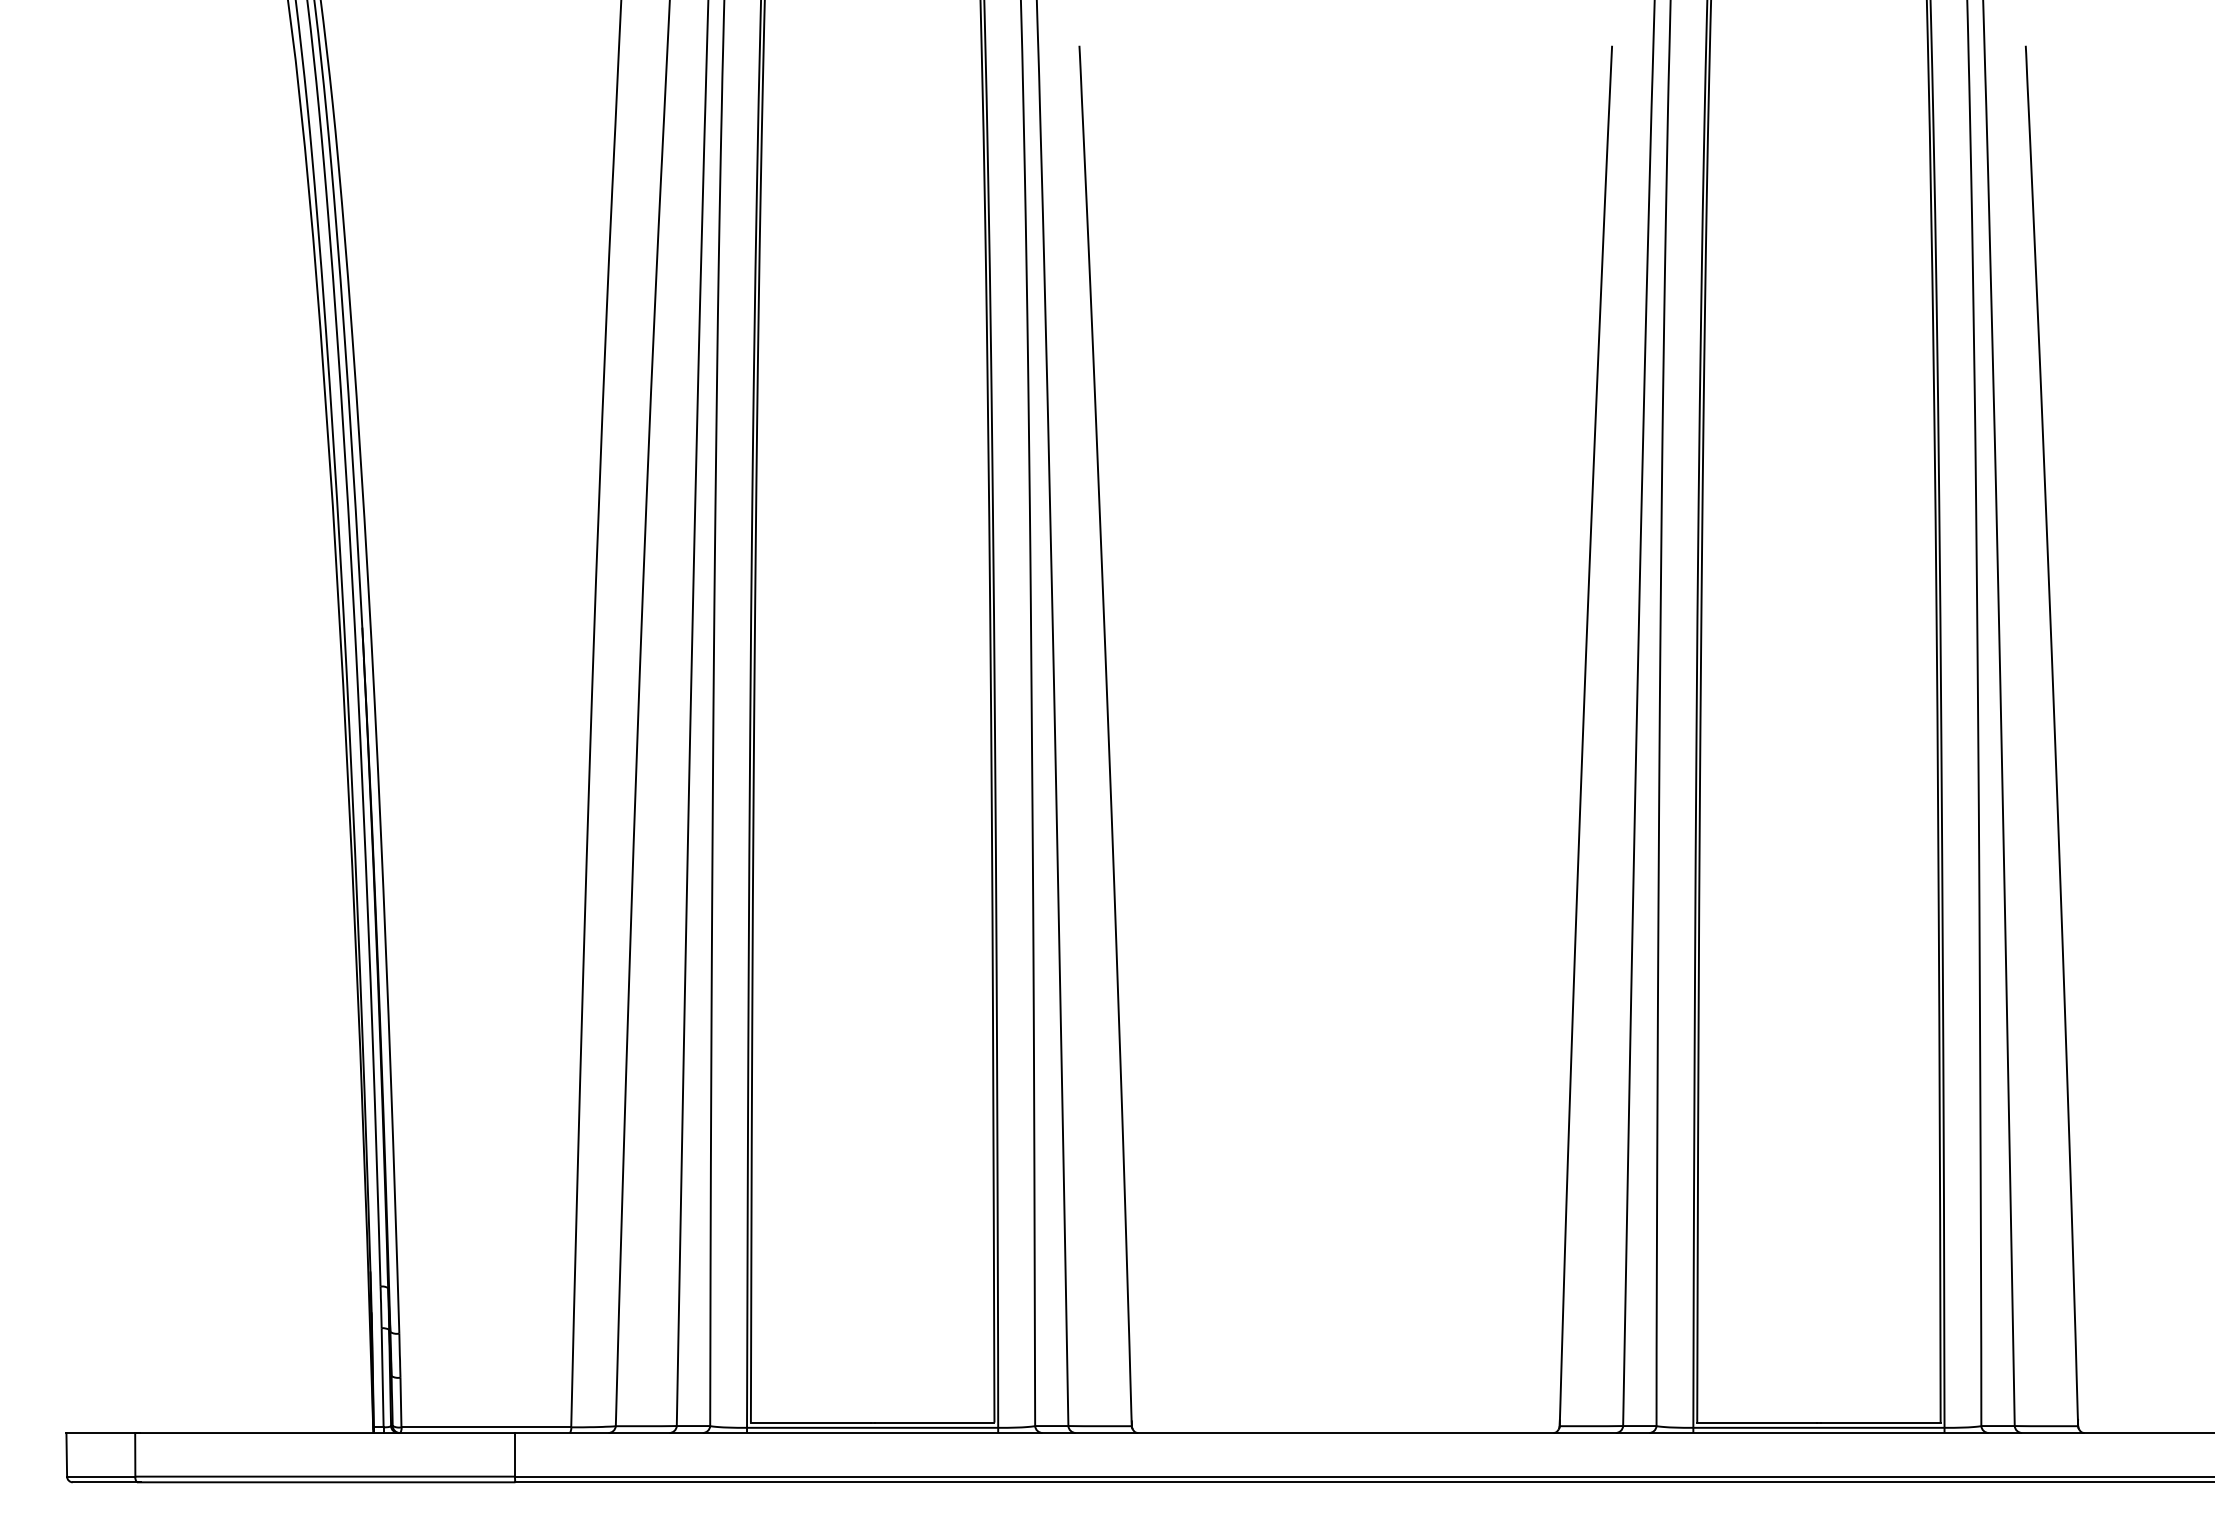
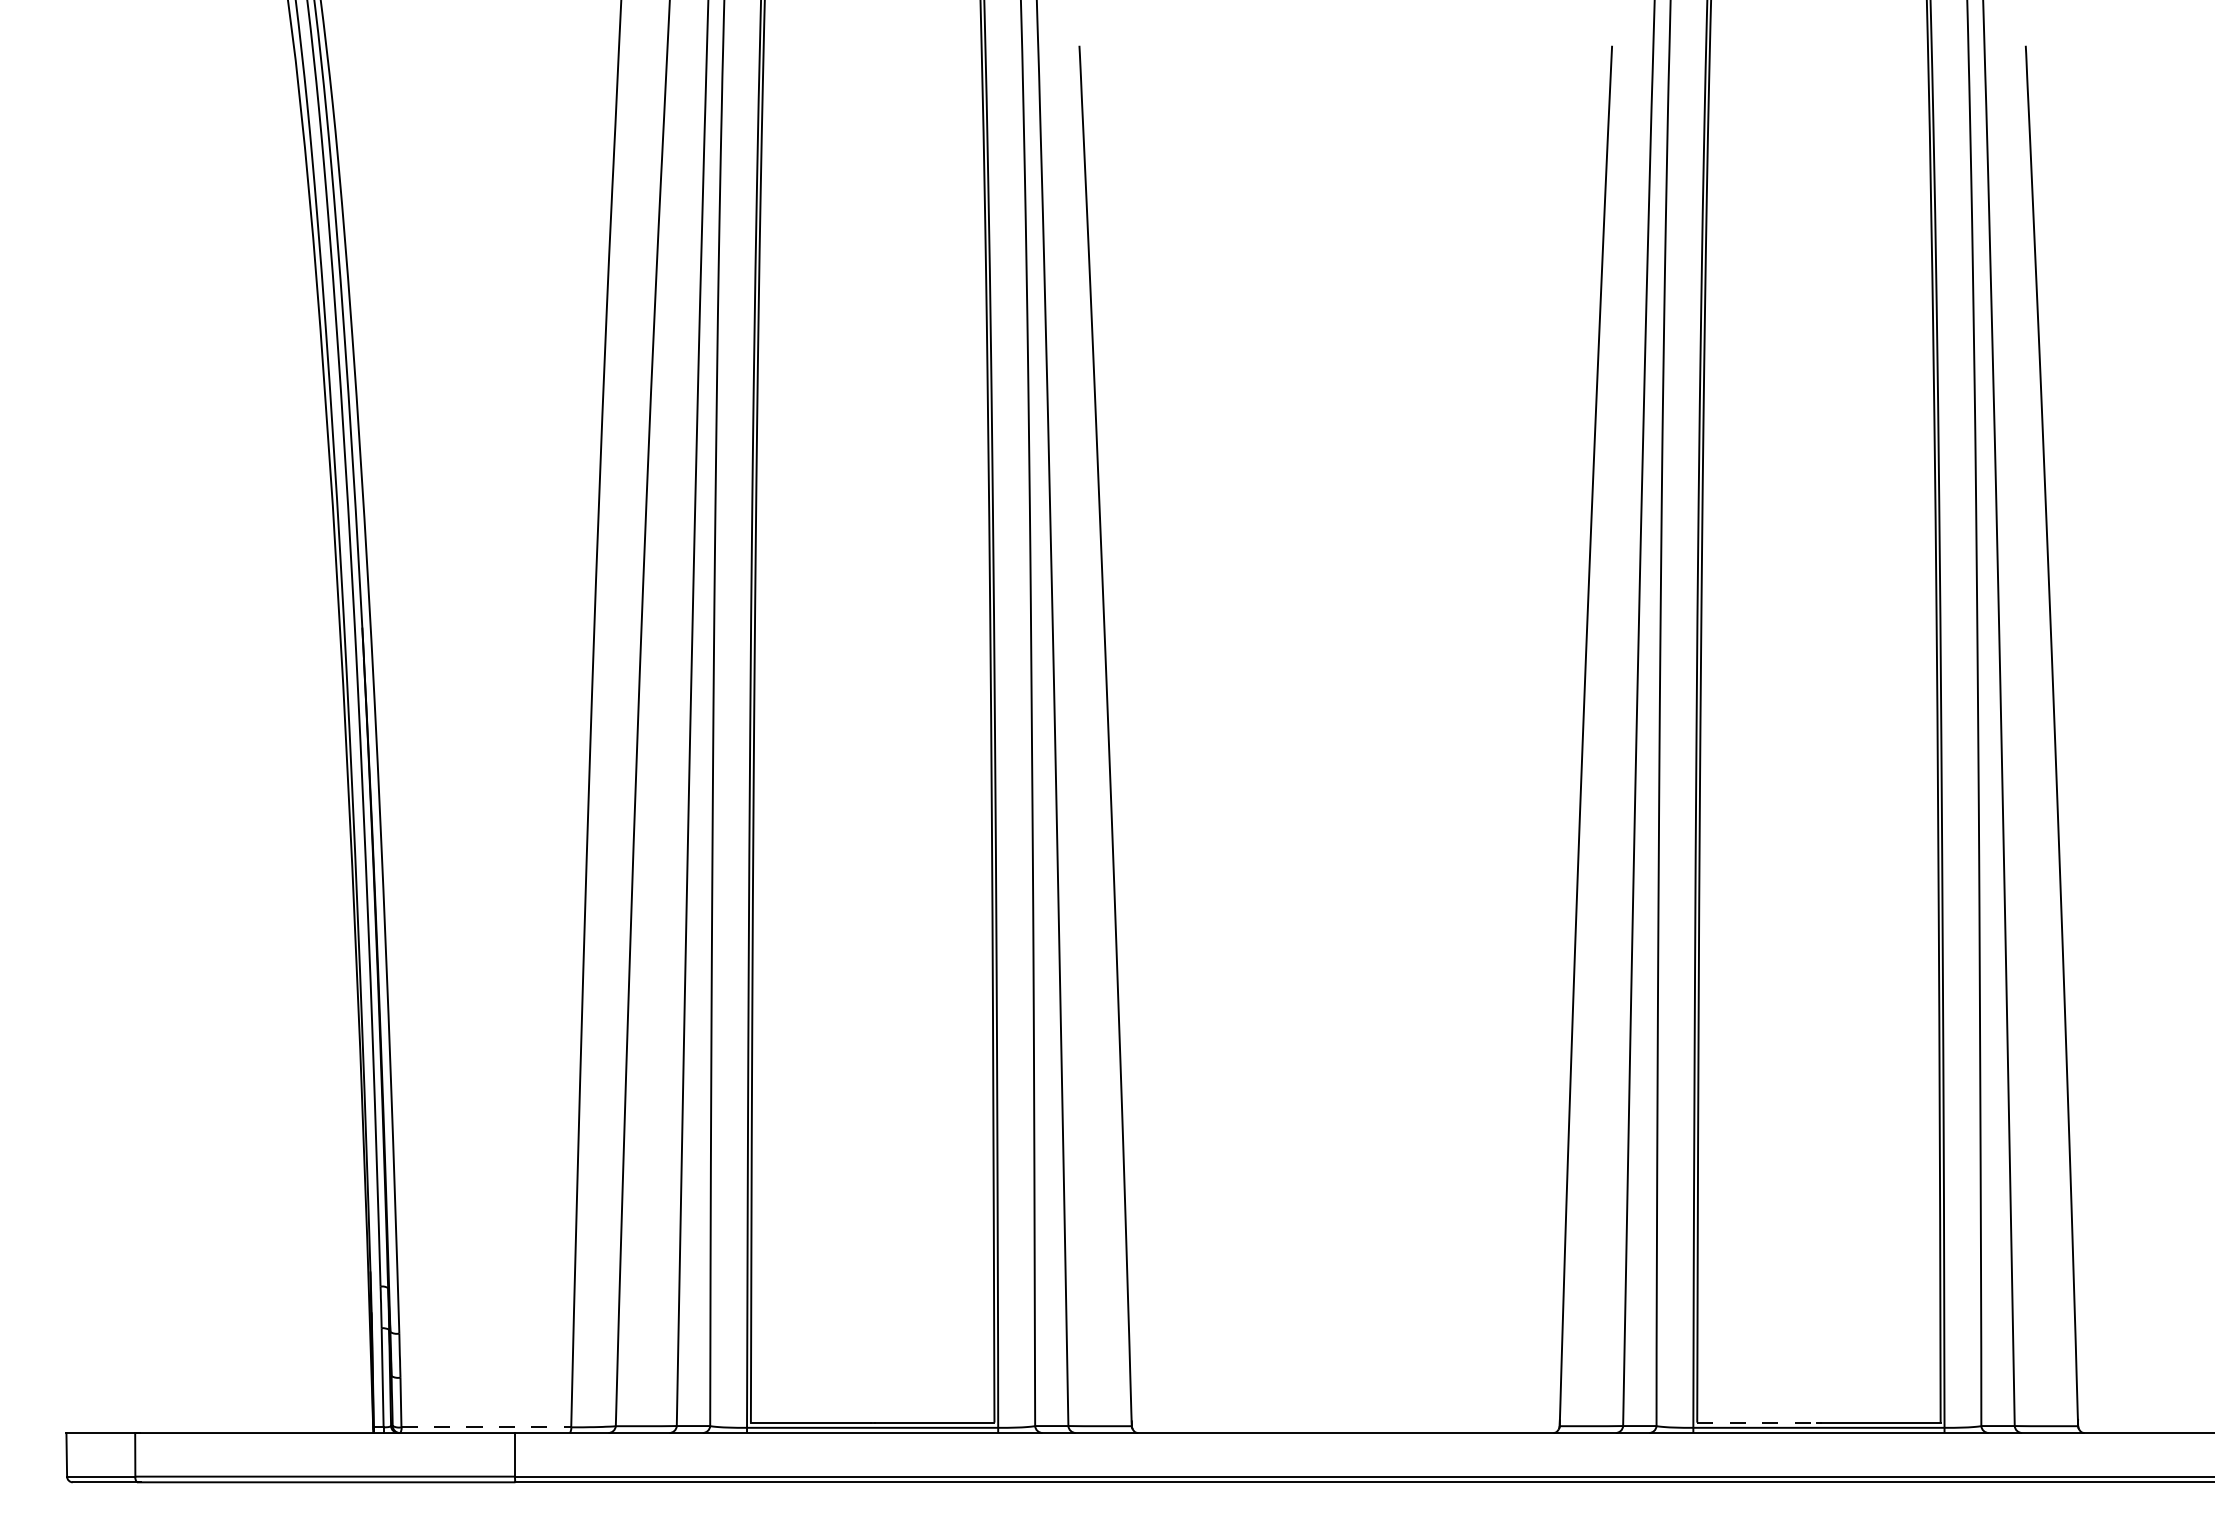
line: solid -> dashed (1757, 1422)
line: solid -> dashed (485, 1427)
